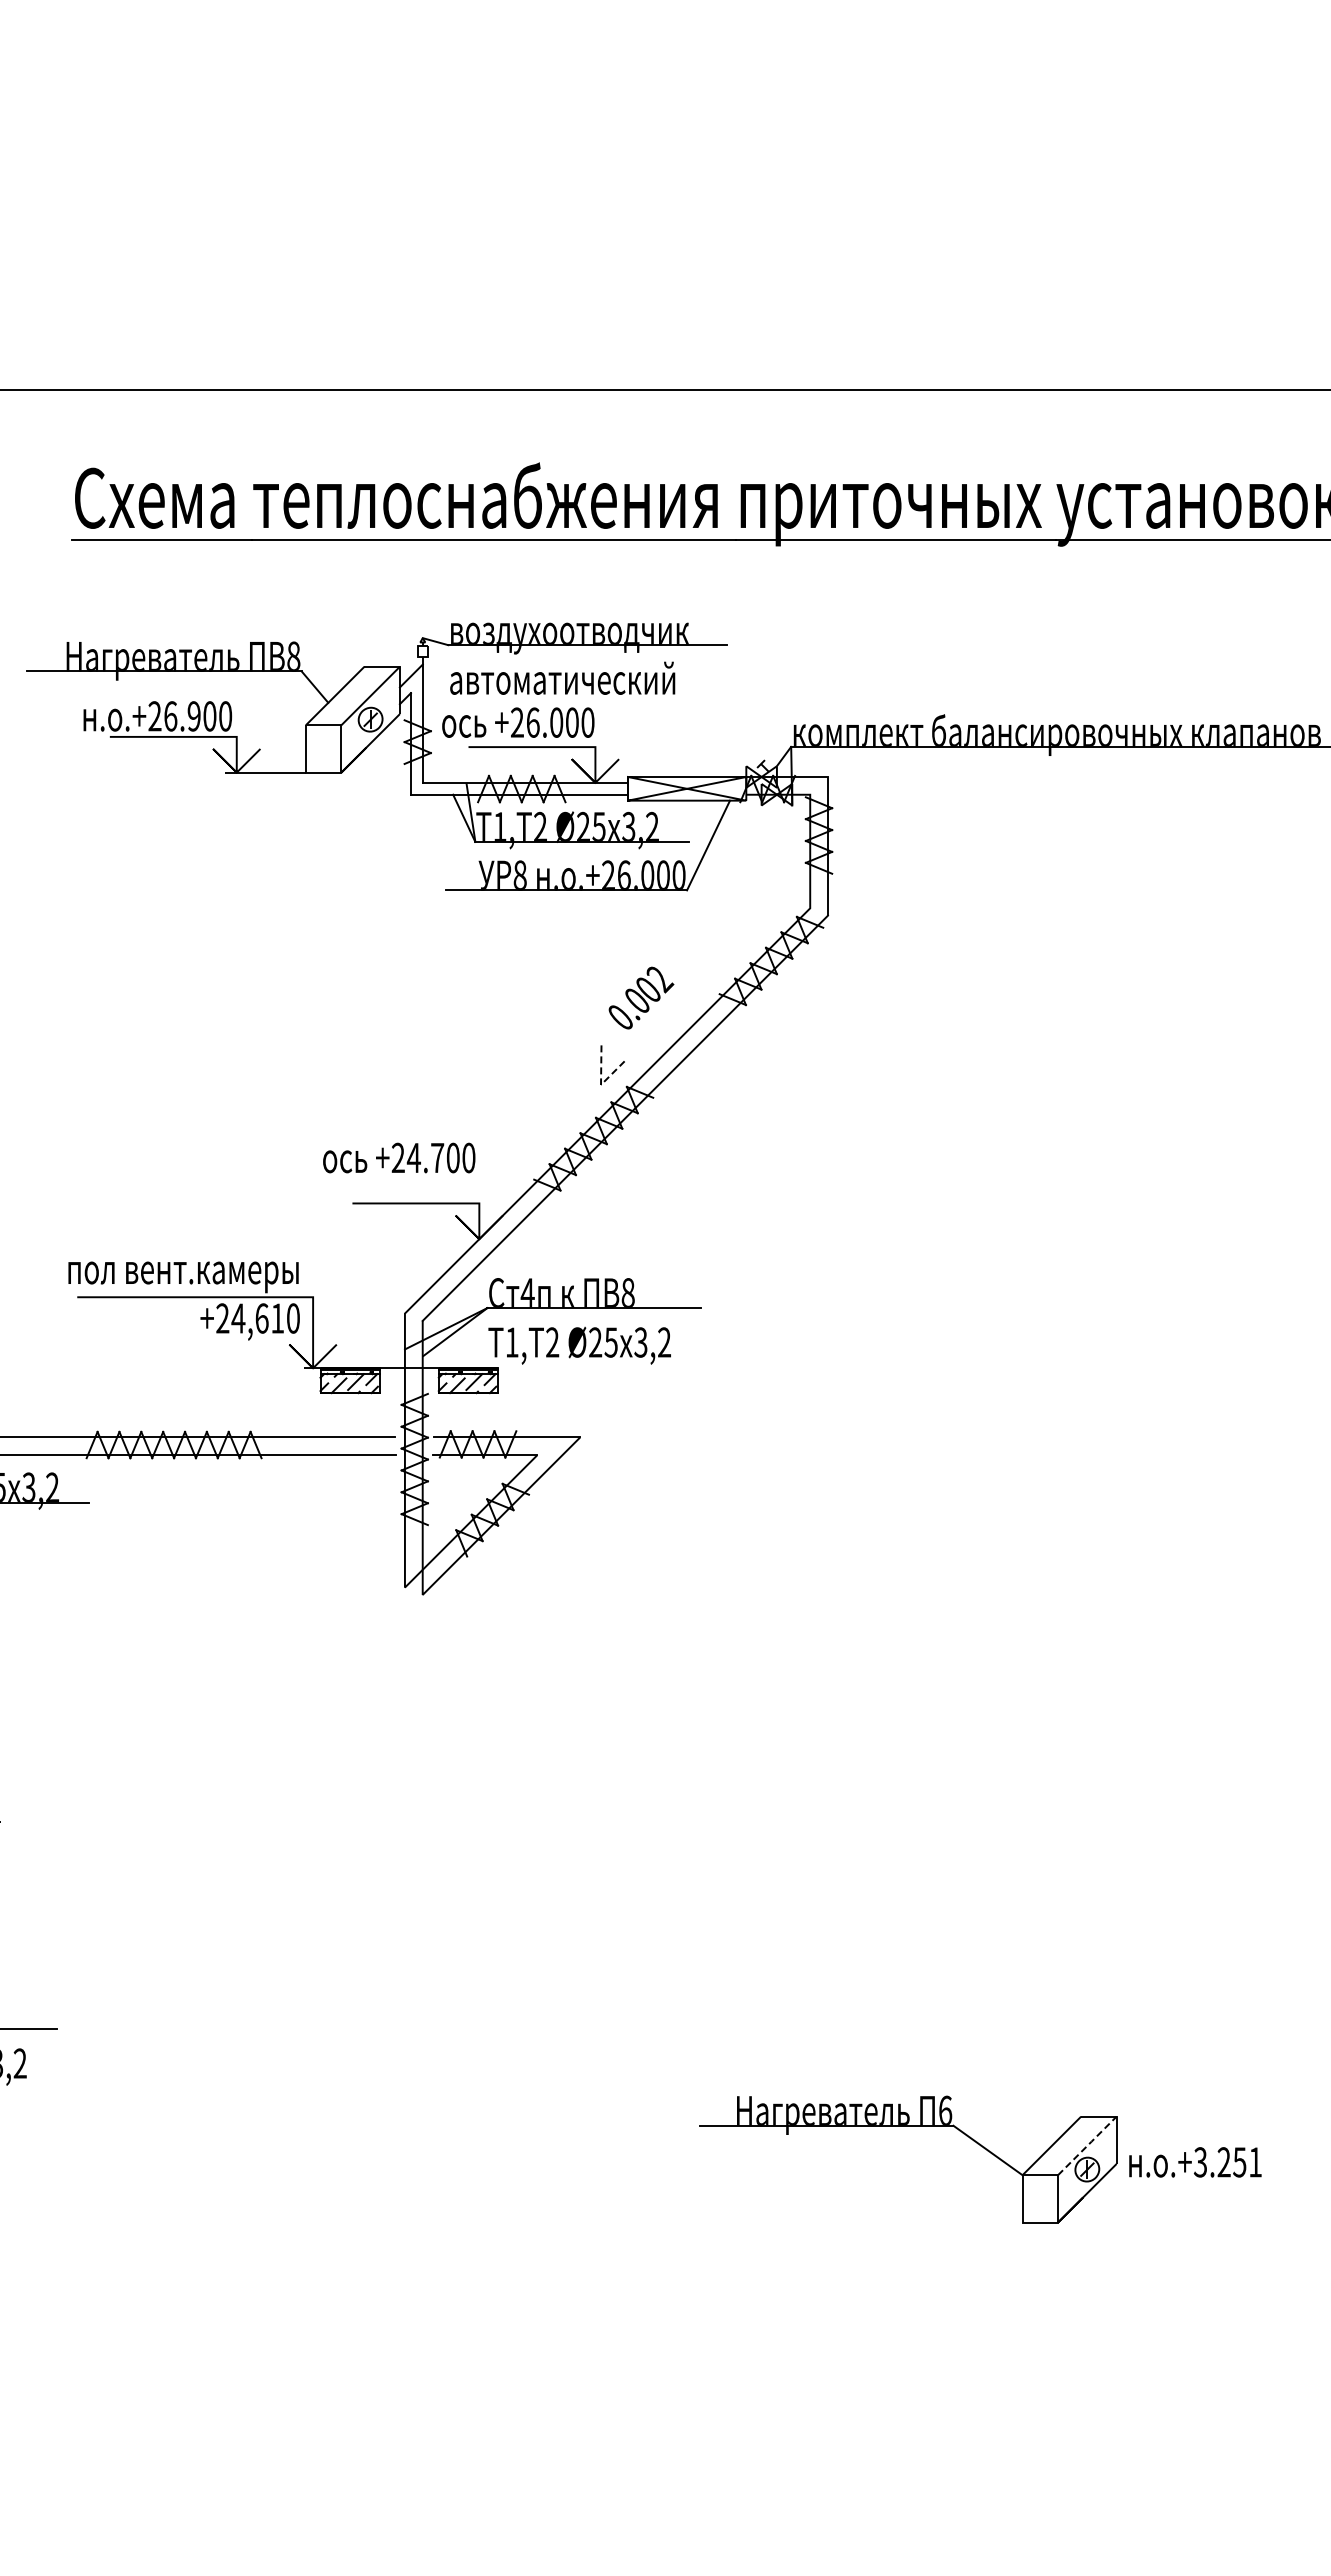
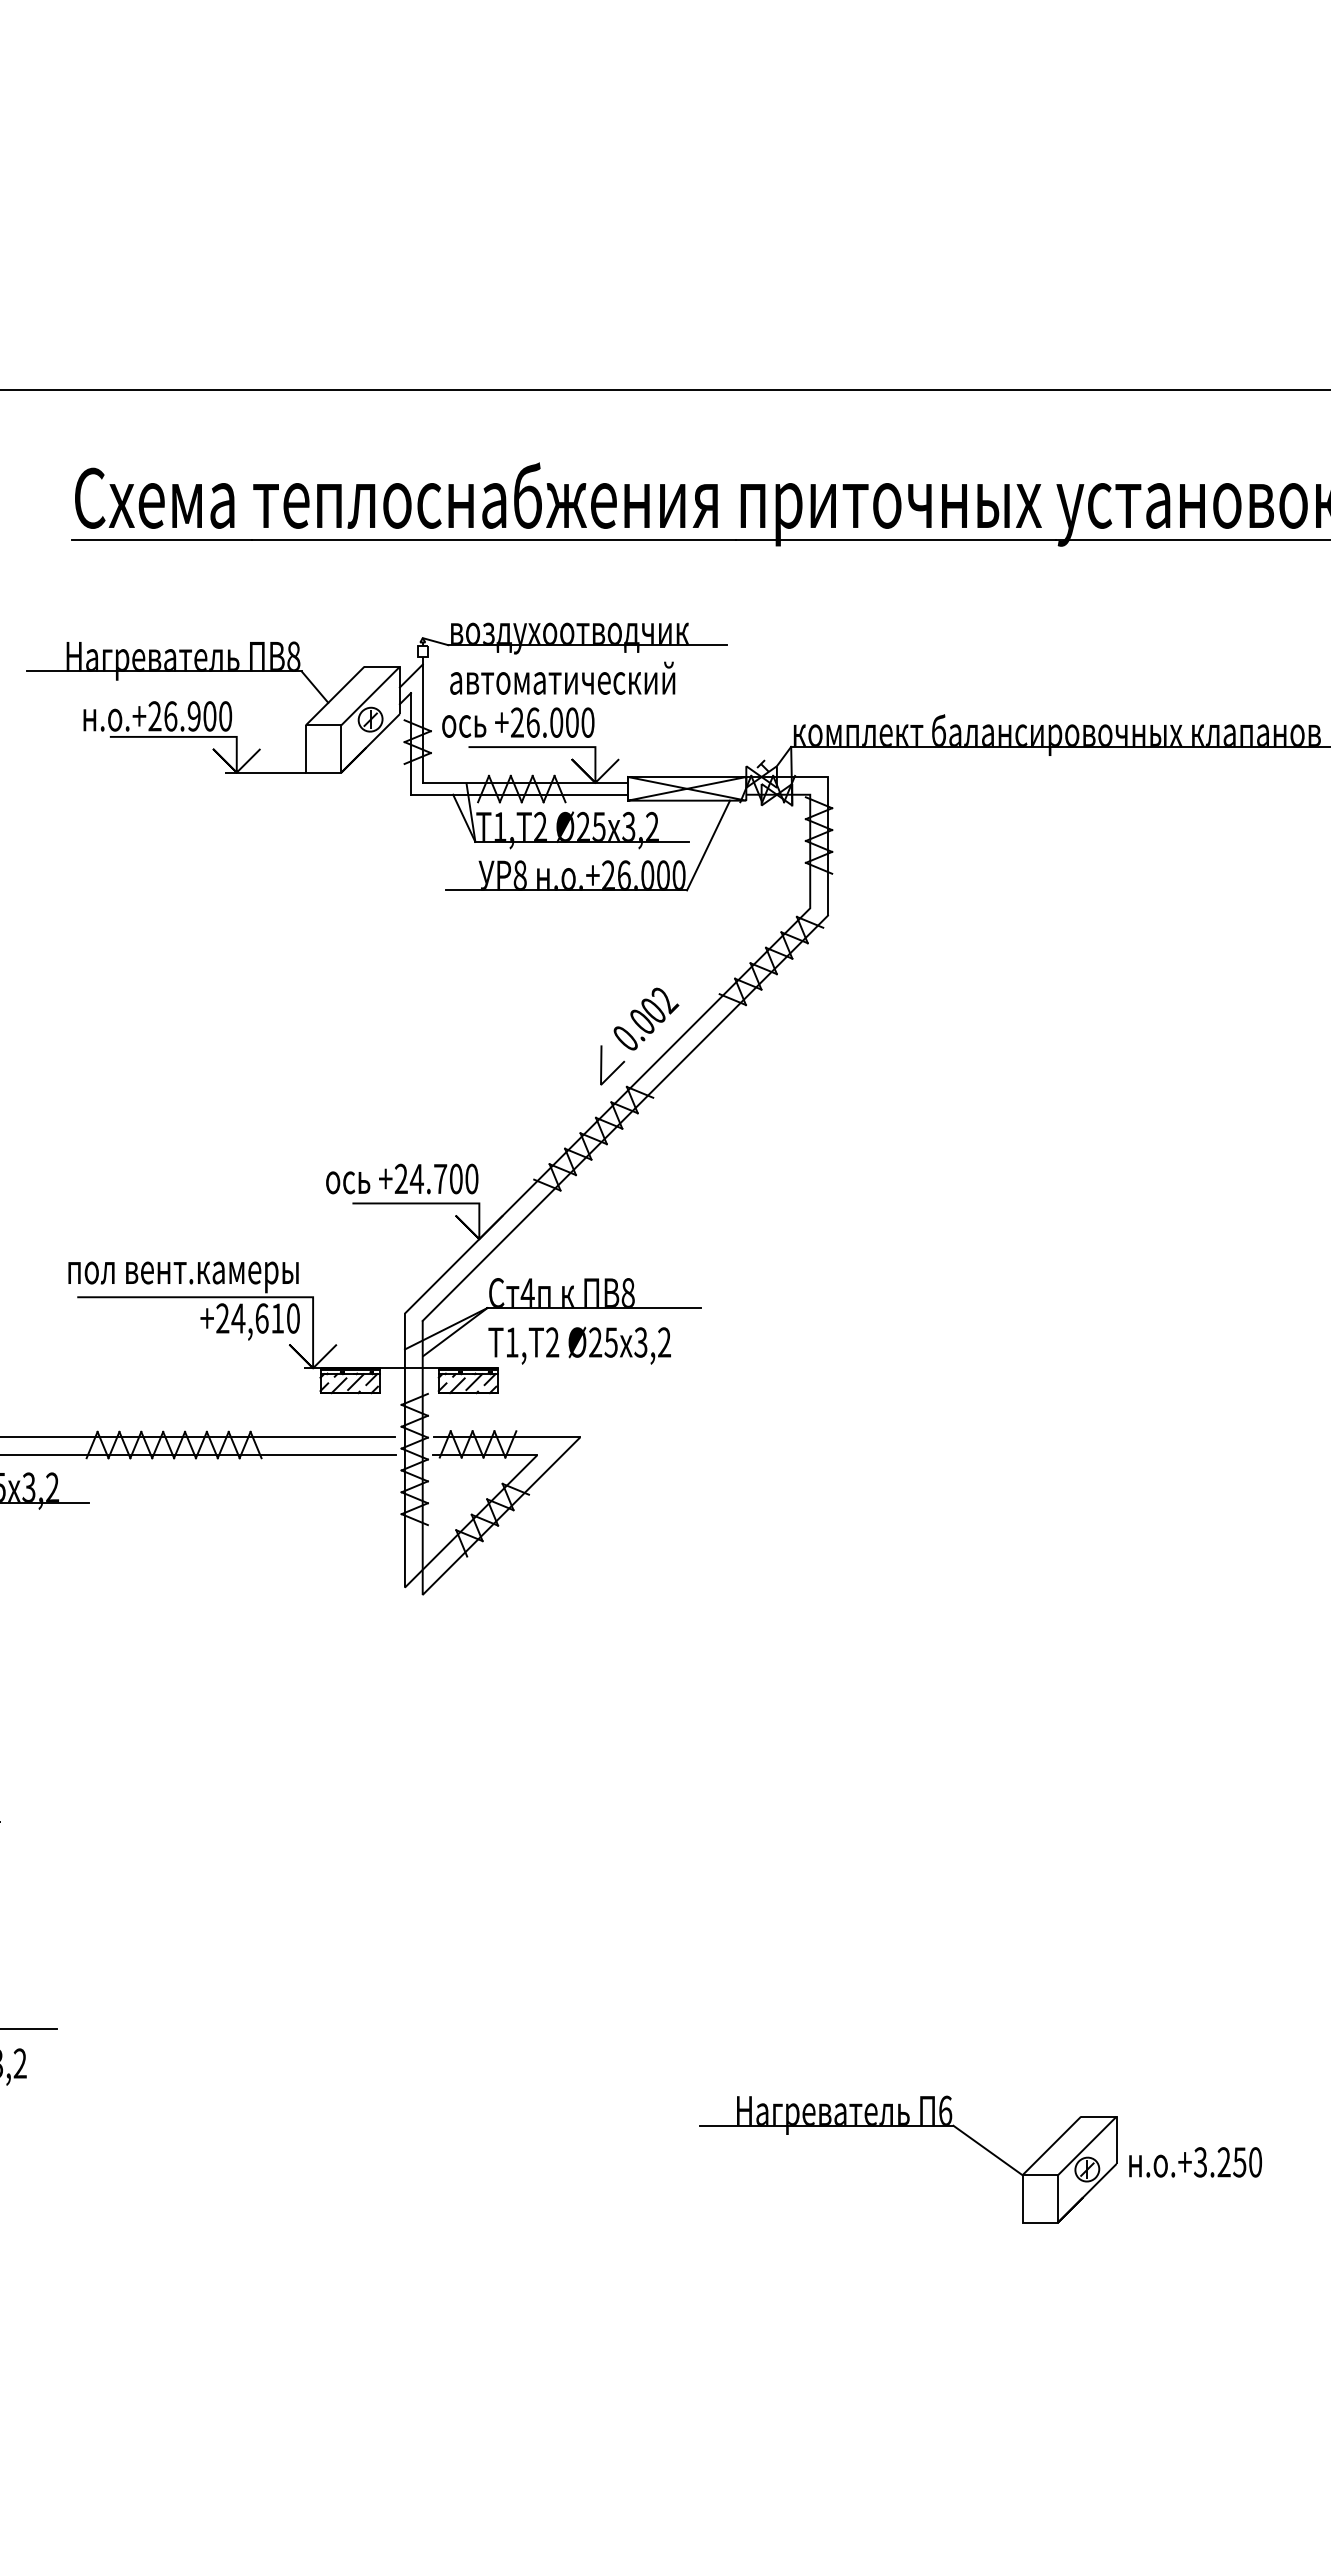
text position: (641, 997) -> (646, 1018) (646, 1018)
line: dashed -> solid (601, 1082)
text position: (399, 1157) -> (402, 1178) (402, 1178)
line: dashed -> solid (1088, 2145)
text: .+3.251 -> .+3.250 (1255, 2162)
